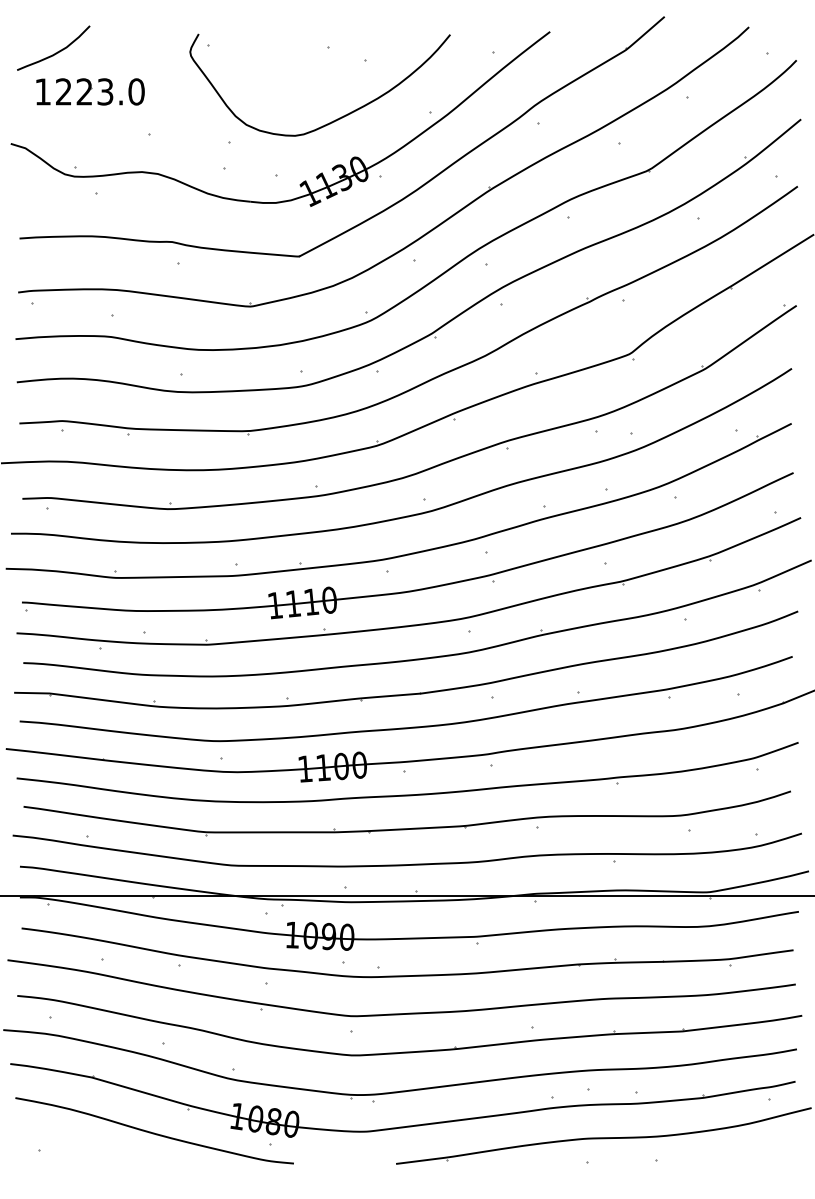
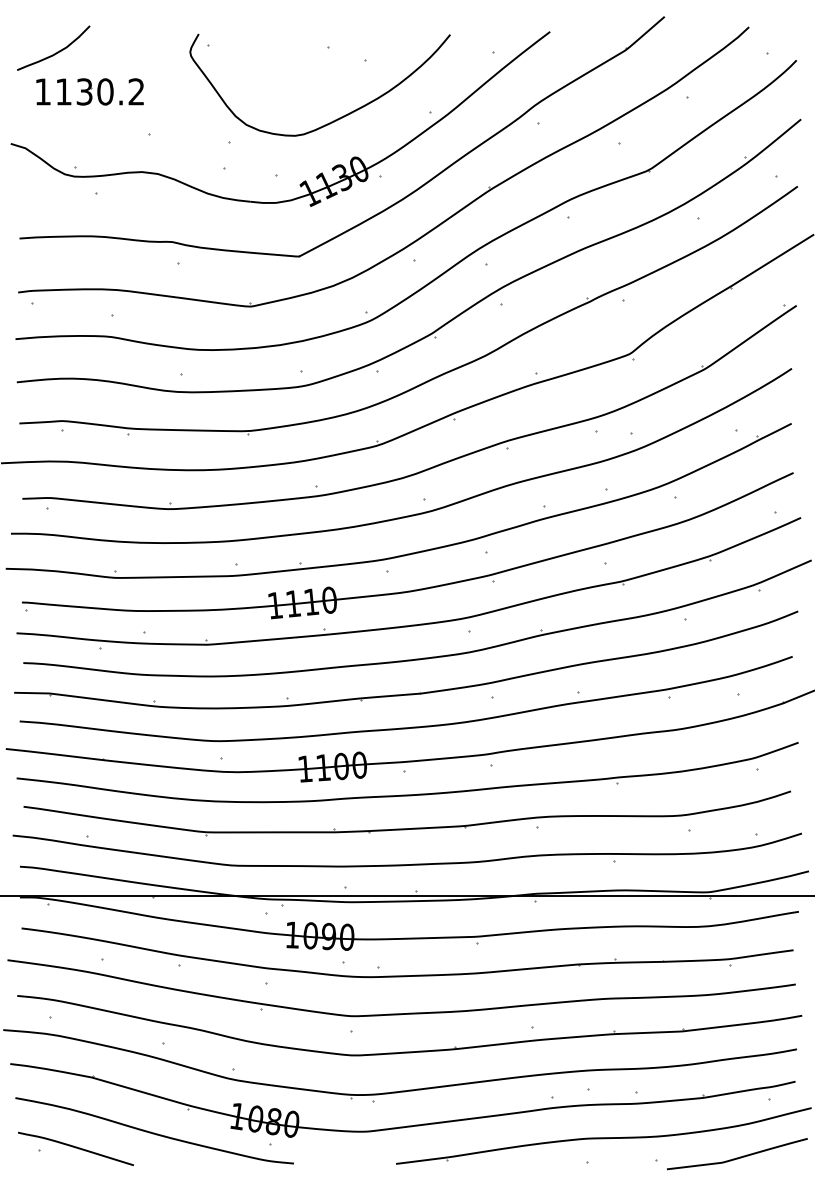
text: 1223.0 -> 1130.2 (100, 91)
curve: none -> present (75, 1148)
curve: none -> present (739, 1156)
